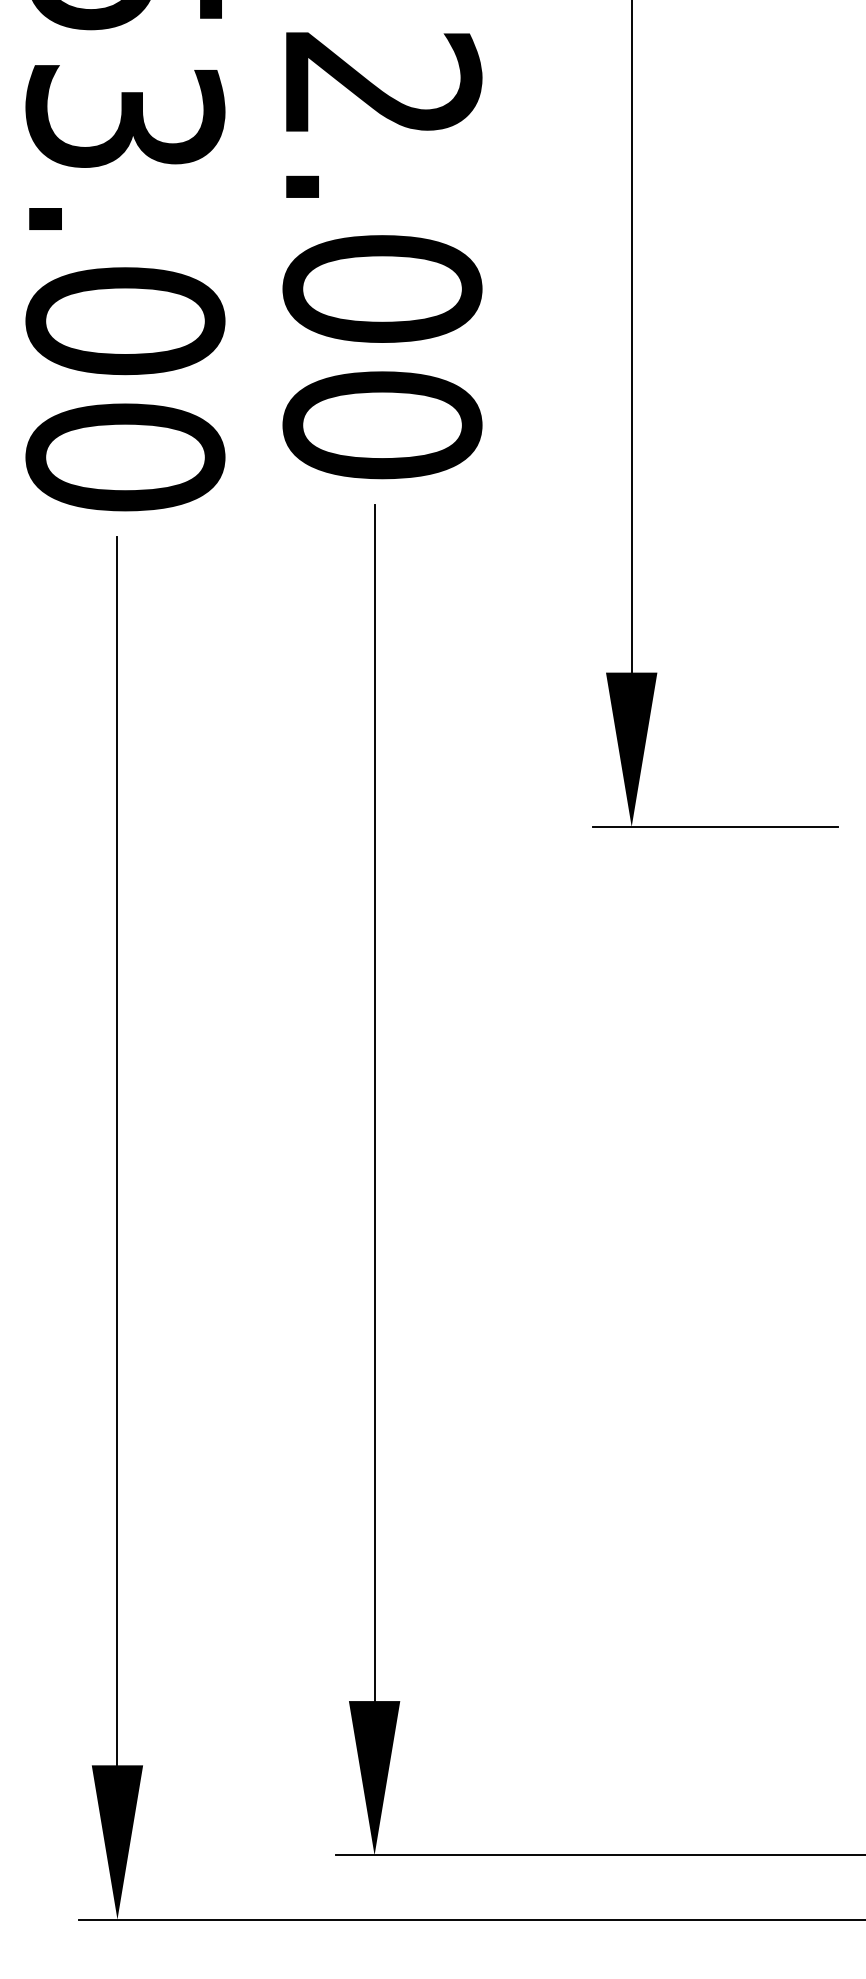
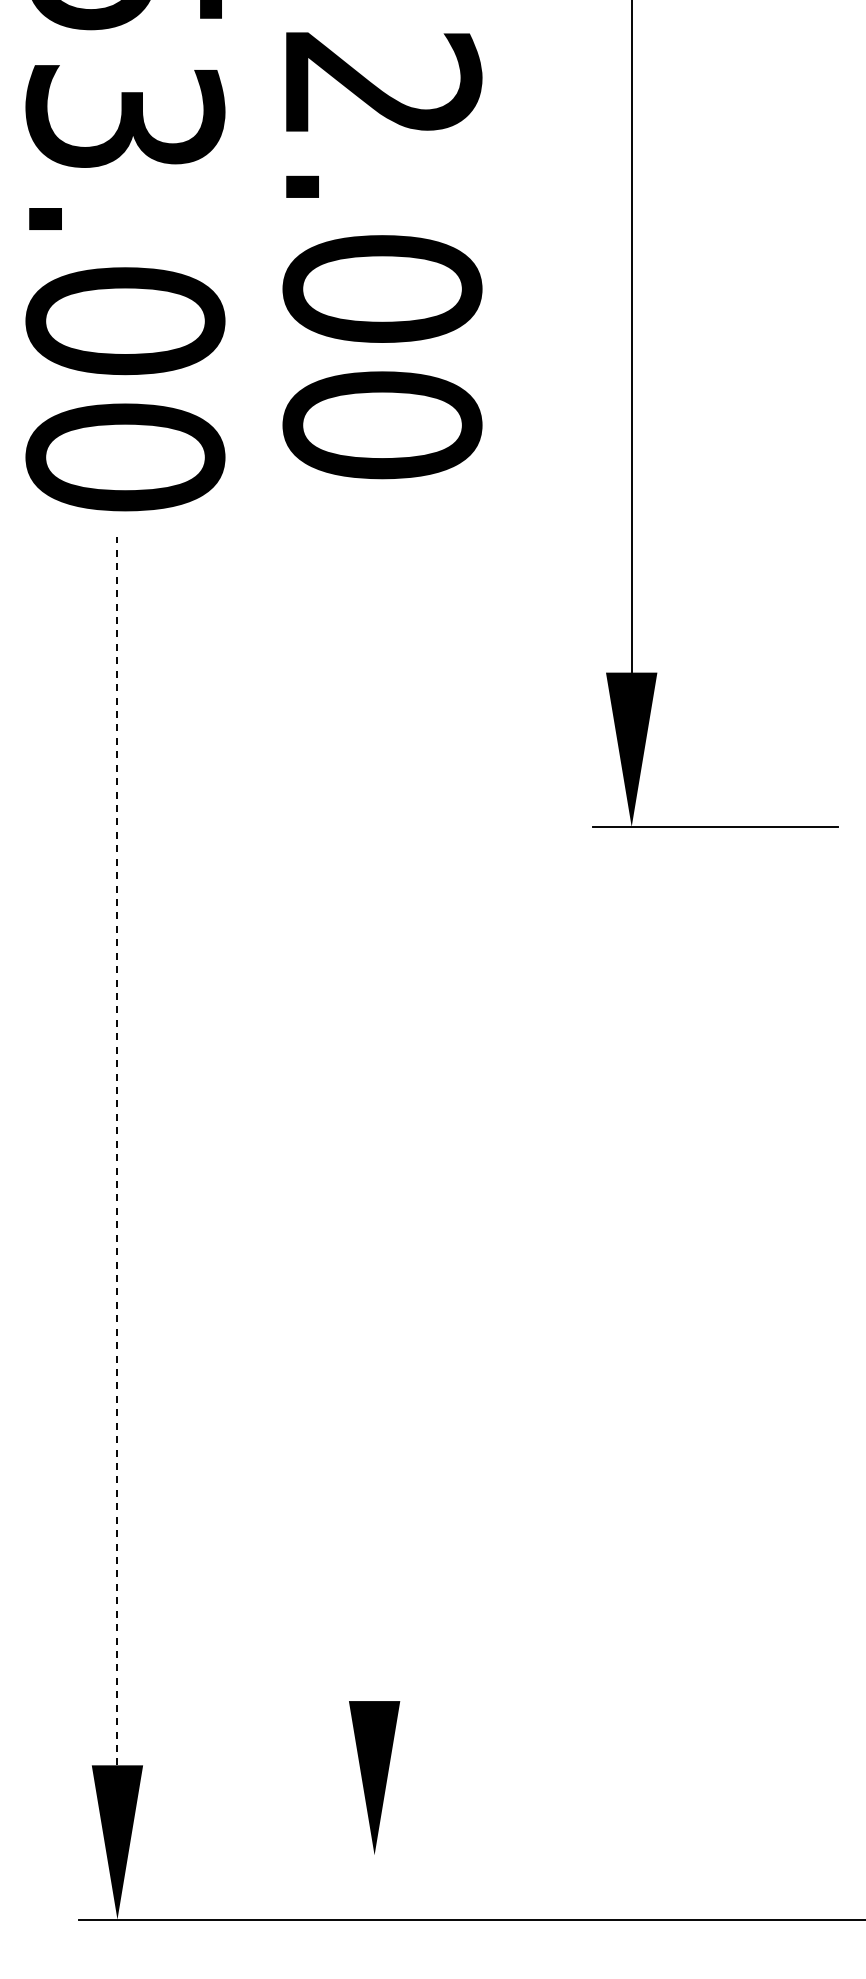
line: present -> none (374, 1103)
line: solid -> dashed (117, 1150)
line: present -> none (599, 1855)
